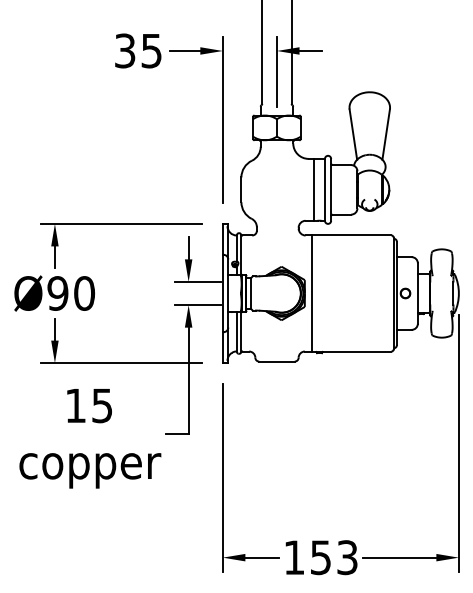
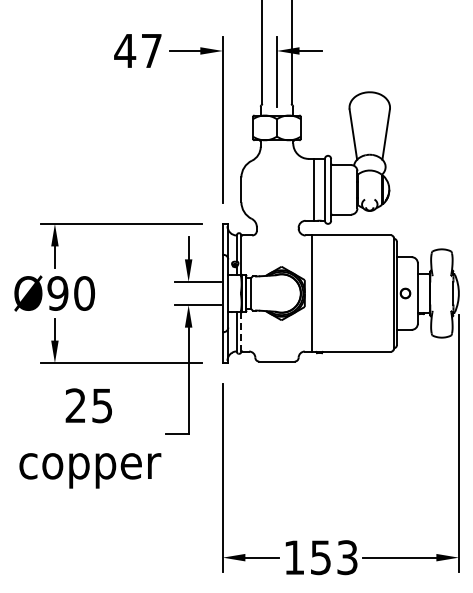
text: 35 -> 47 (137, 50)
line: solid -> dashed (241, 331)
text: 15 -> 25 (75, 405)
